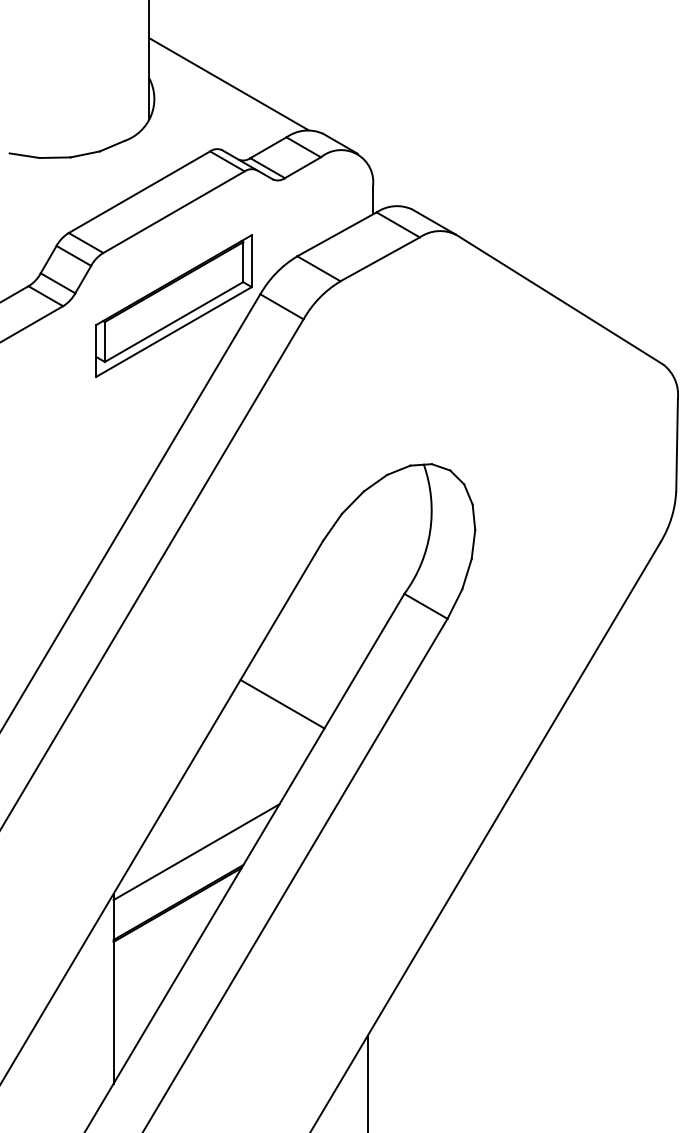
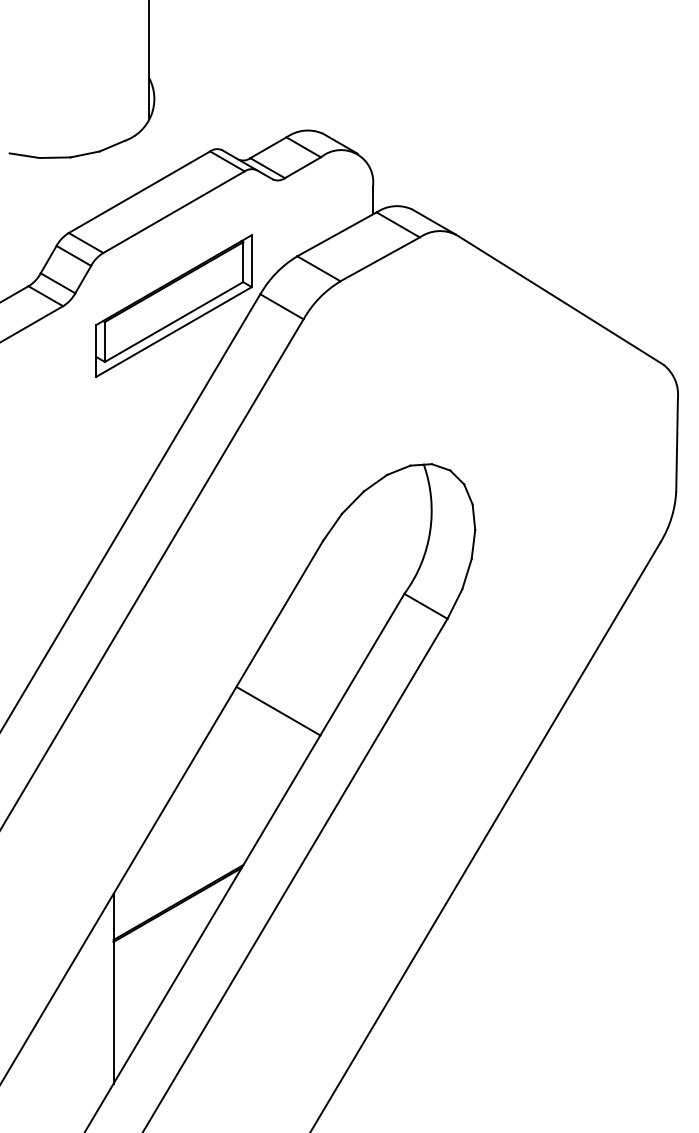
line: present -> none (228, 84)
line position: (282, 703) -> (278, 710) (278, 710)
line: present -> none (196, 852)
line: present -> none (367, 1082)
